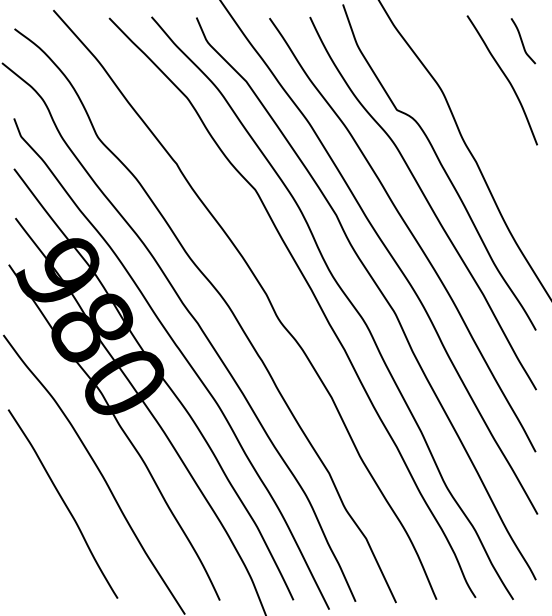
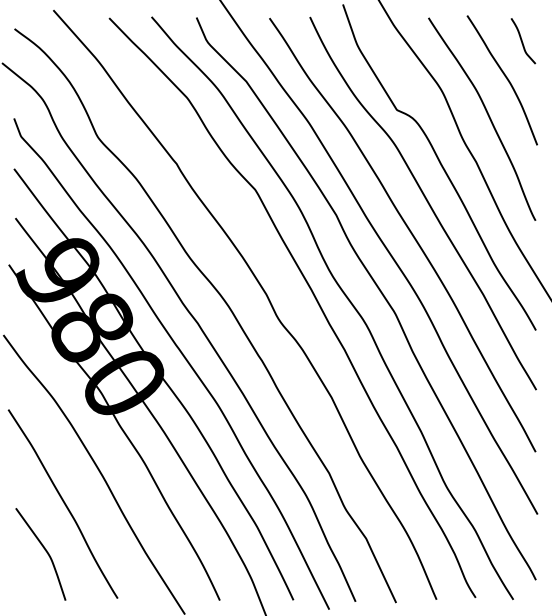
curve: none -> present (487, 115)
curve: none -> present (45, 551)
